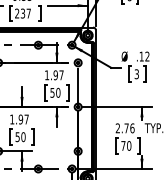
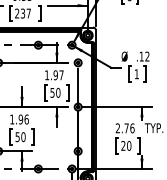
text: 3 -> 1 (136, 74)
text: 1.97 -> 1.96 (26, 119)
text: 70 -> 20 (123, 145)
